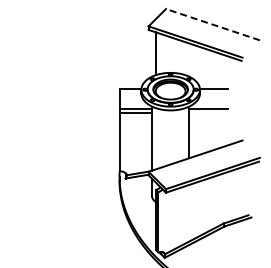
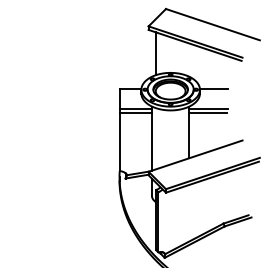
line: dashed -> solid (212, 24)
line: none -> present (207, 112)
